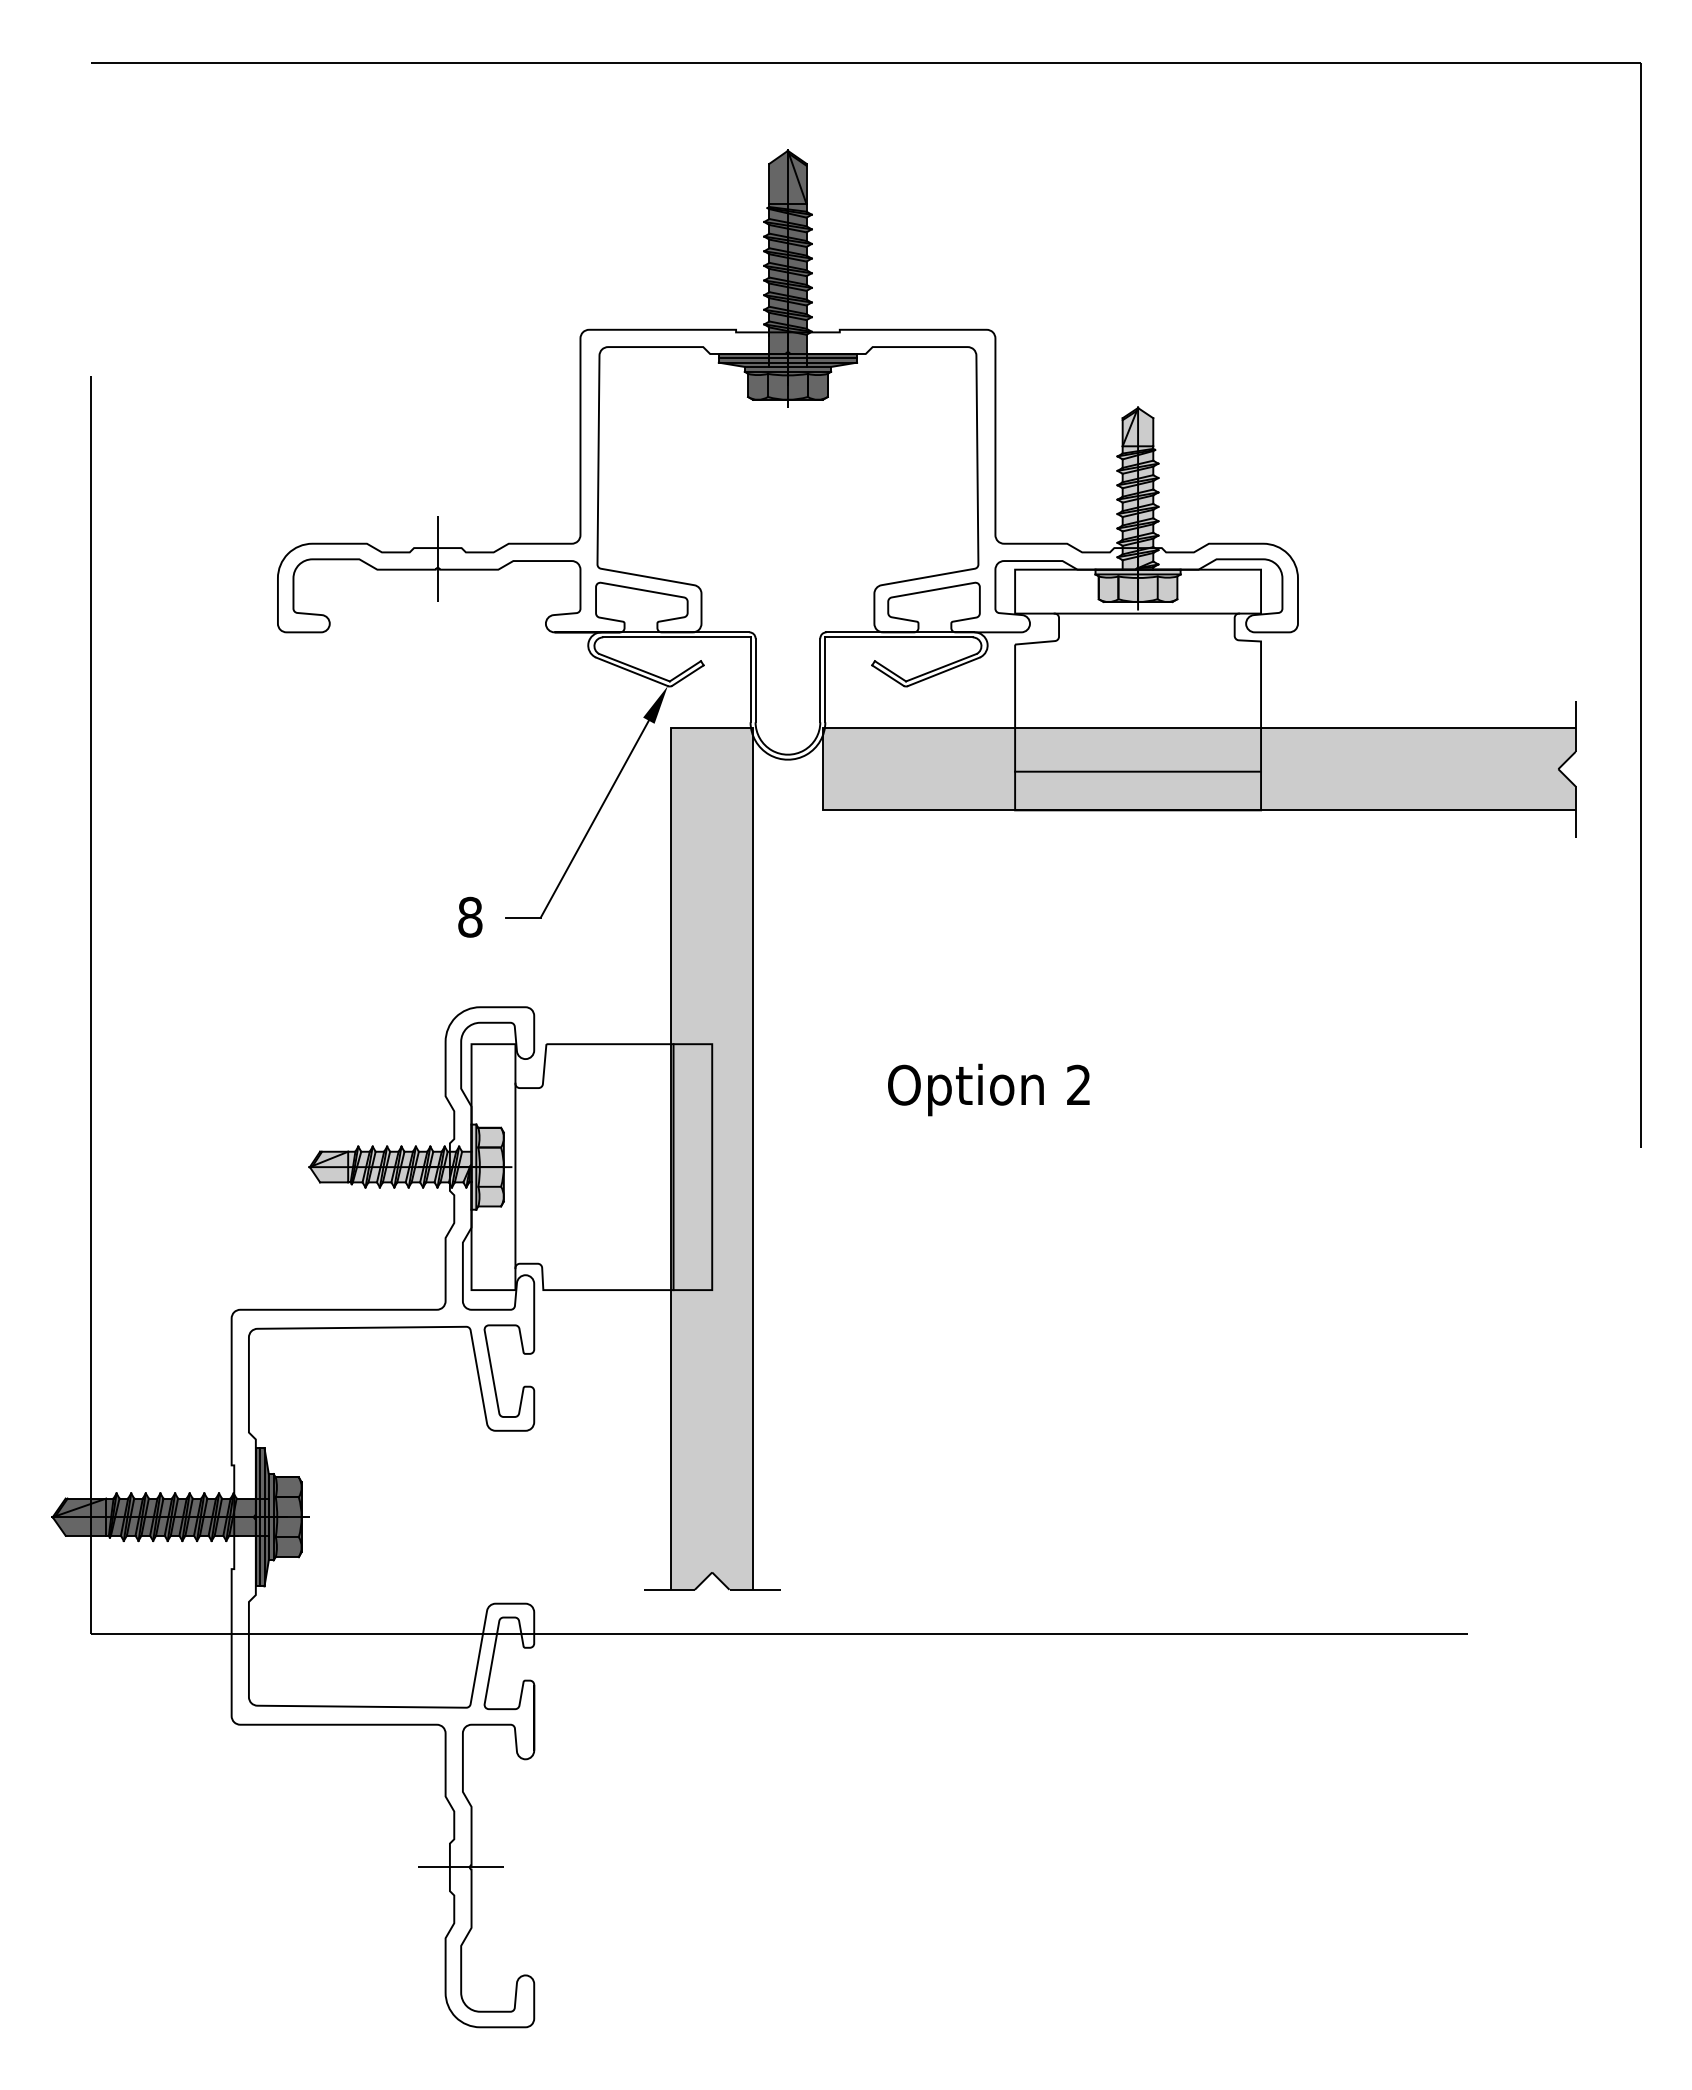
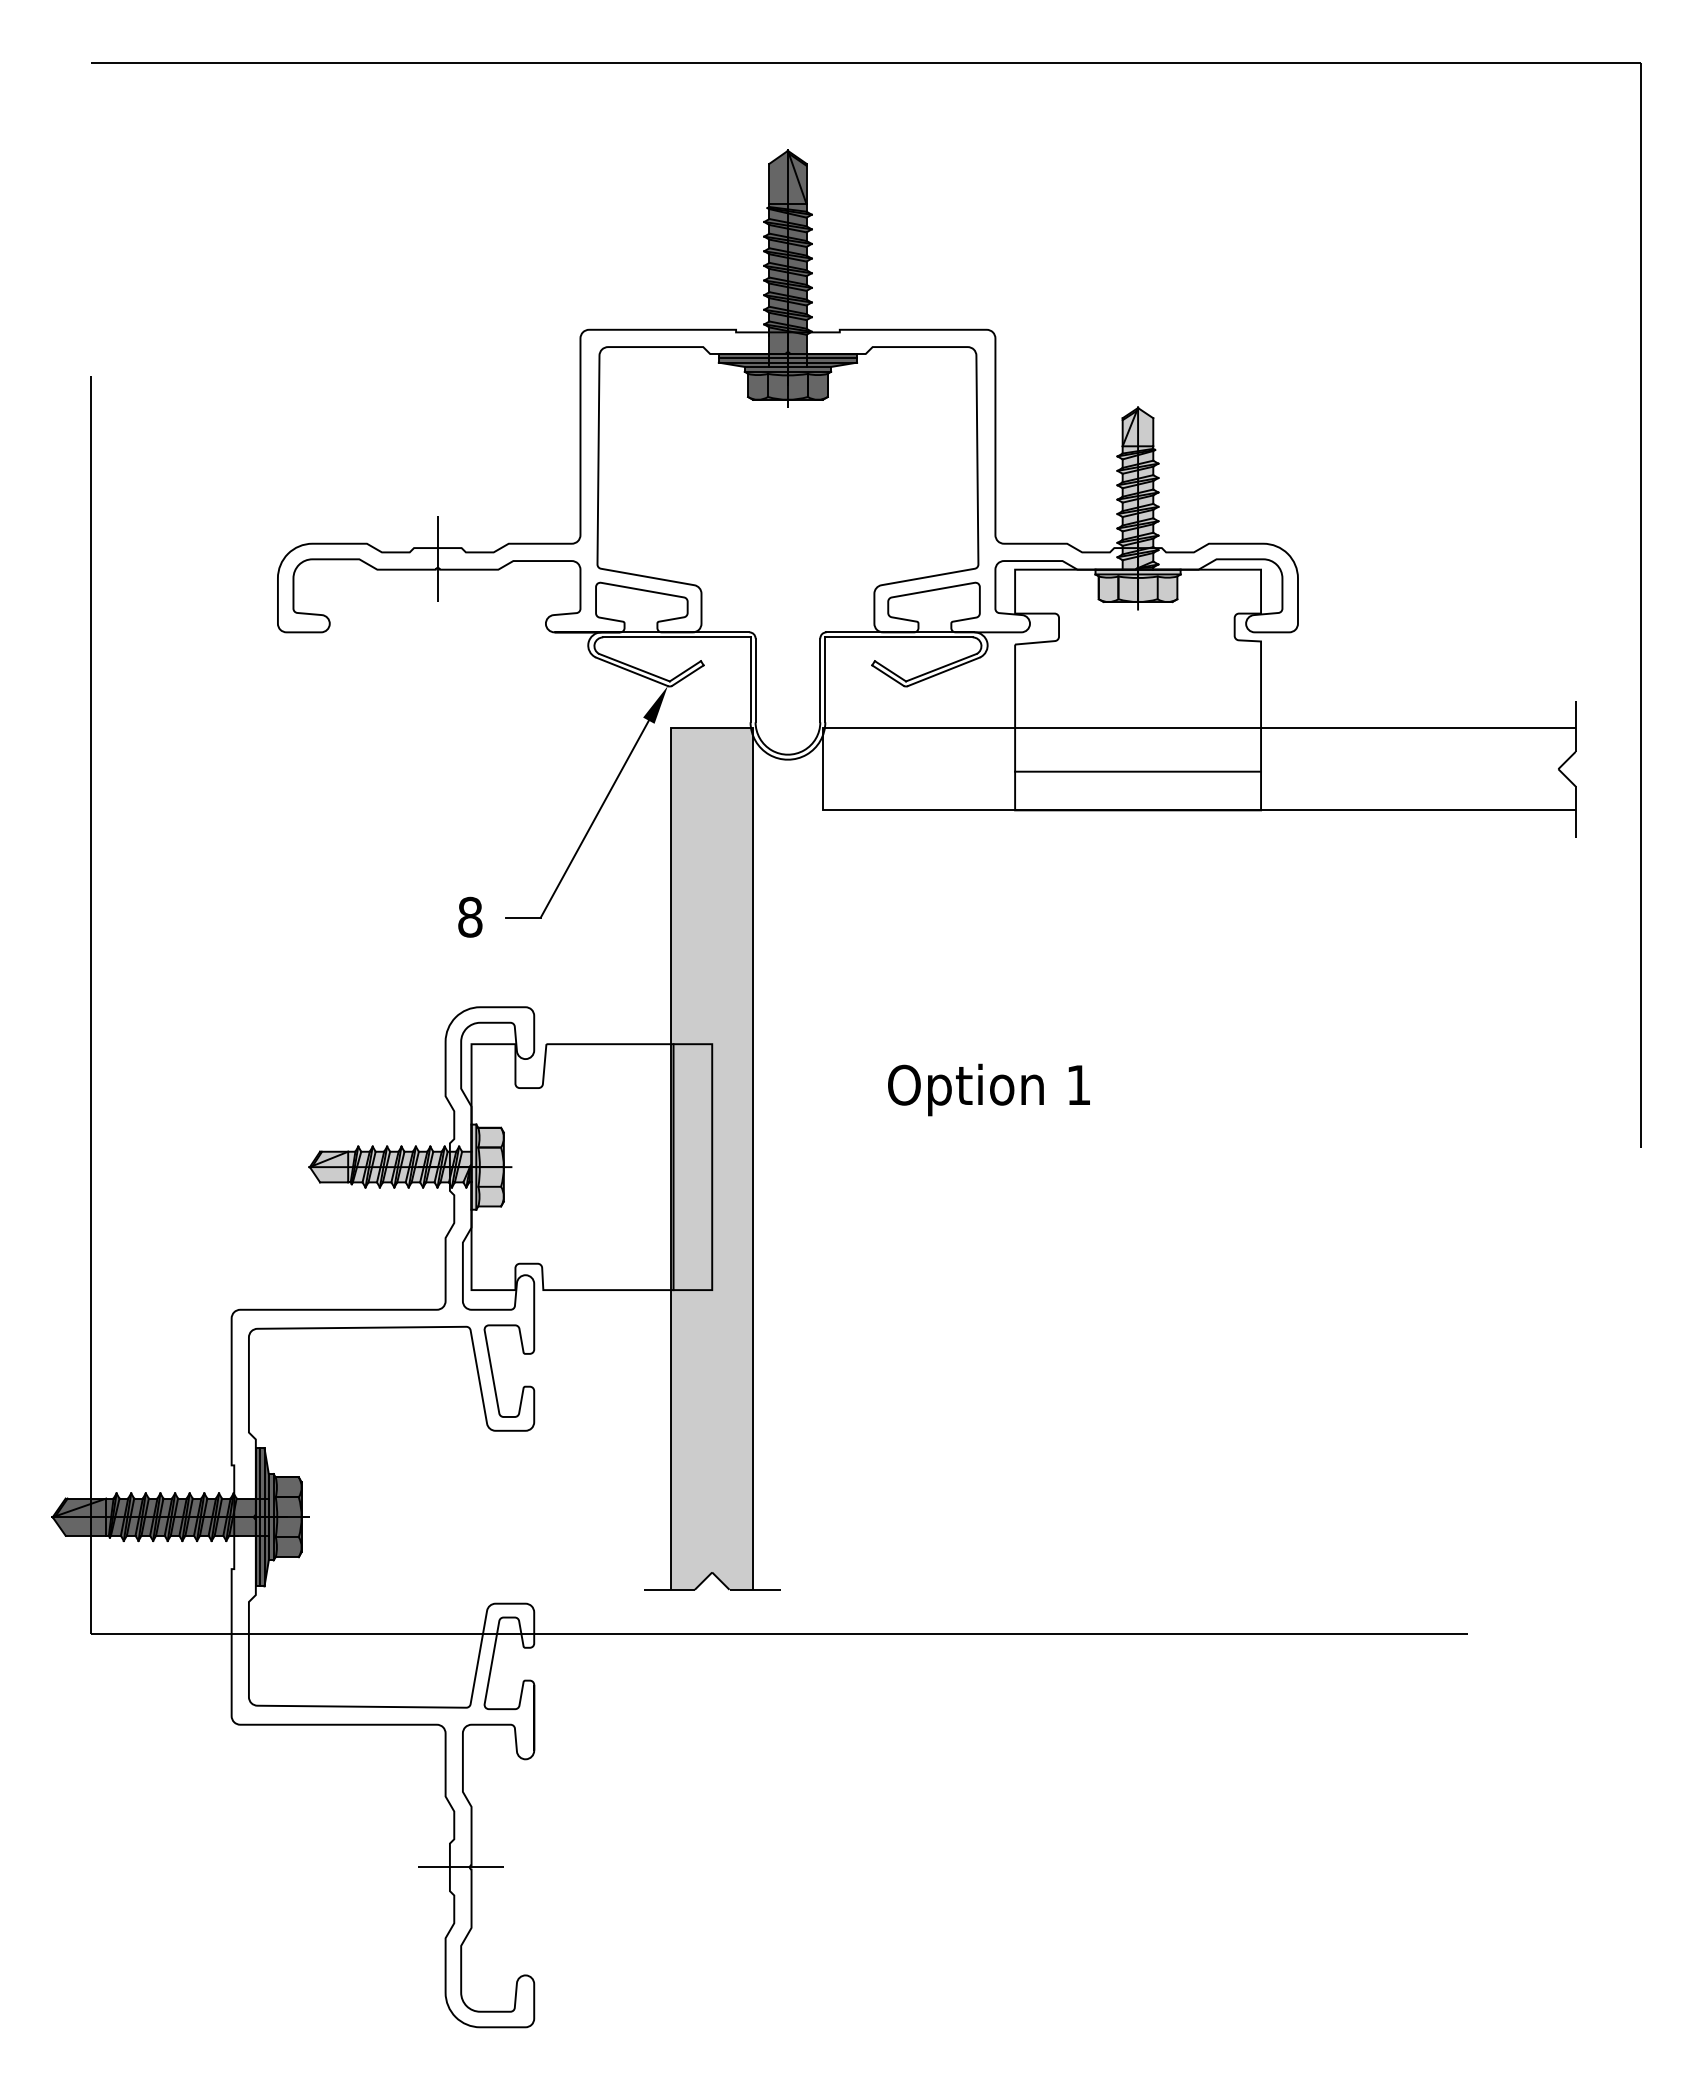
line: present -> none (1146, 613)
fill: present -> none (1198, 769)
text: 2 -> 1 (1078, 1084)
line: present -> none (515, 1175)
